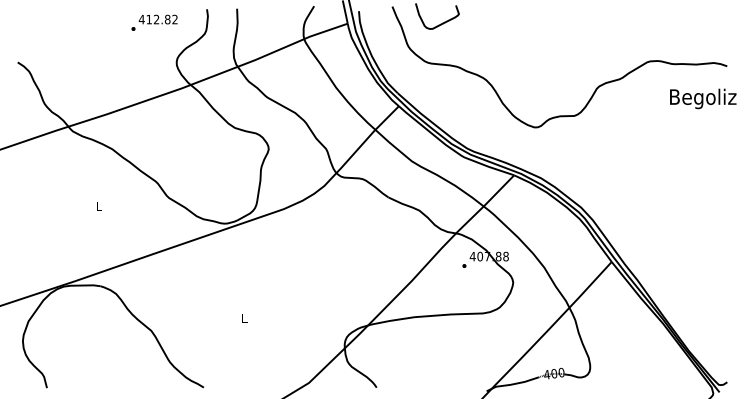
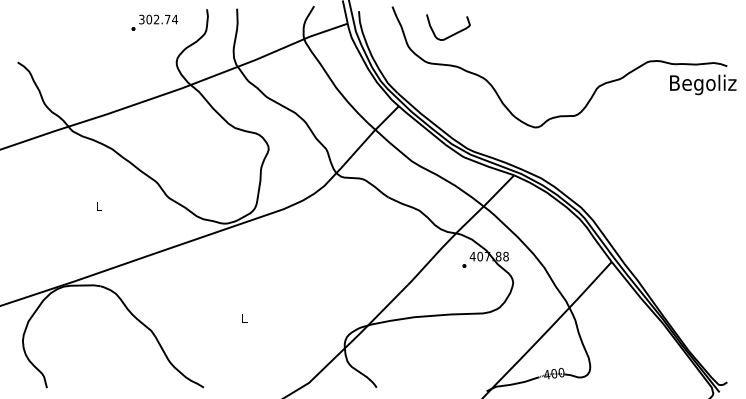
text: 412.82 -> 302.74 (158, 19)
curve position: (440, 23) -> (451, 34) (451, 34)
text position: (703, 98) -> (703, 84) (703, 84)
